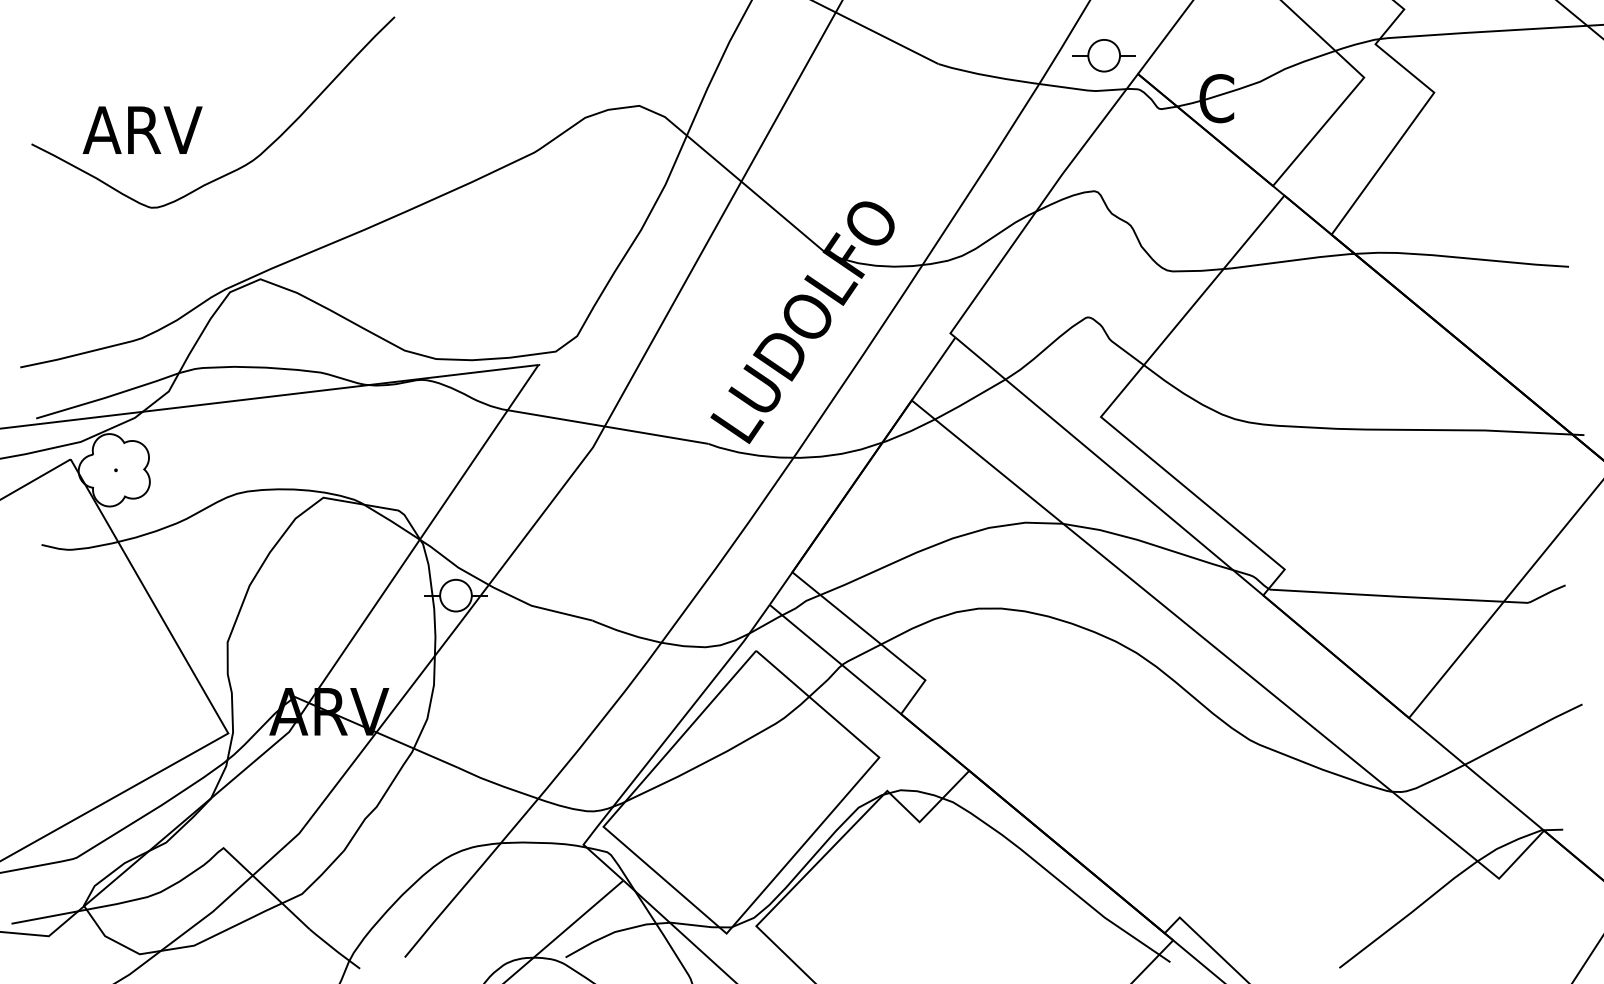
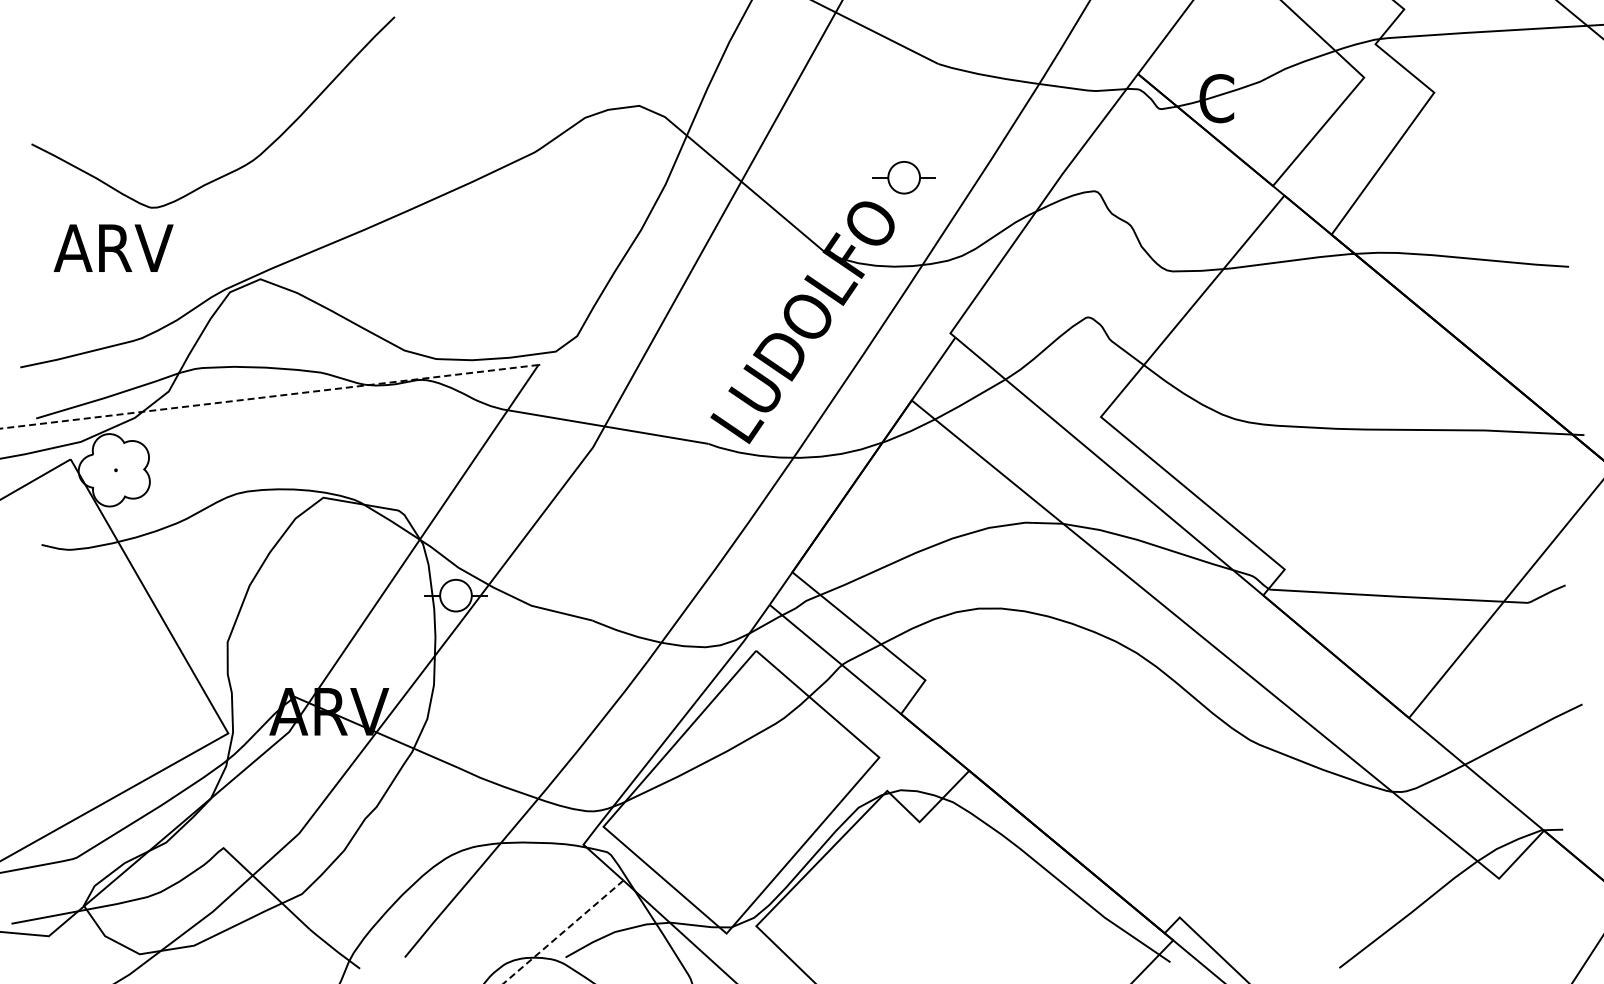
part position: (1103, 55) -> (903, 177) (903, 177)
text position: (142, 129) -> (113, 247) (113, 247)
line: solid -> dashed (269, 396)
line: solid -> dashed (562, 932)
